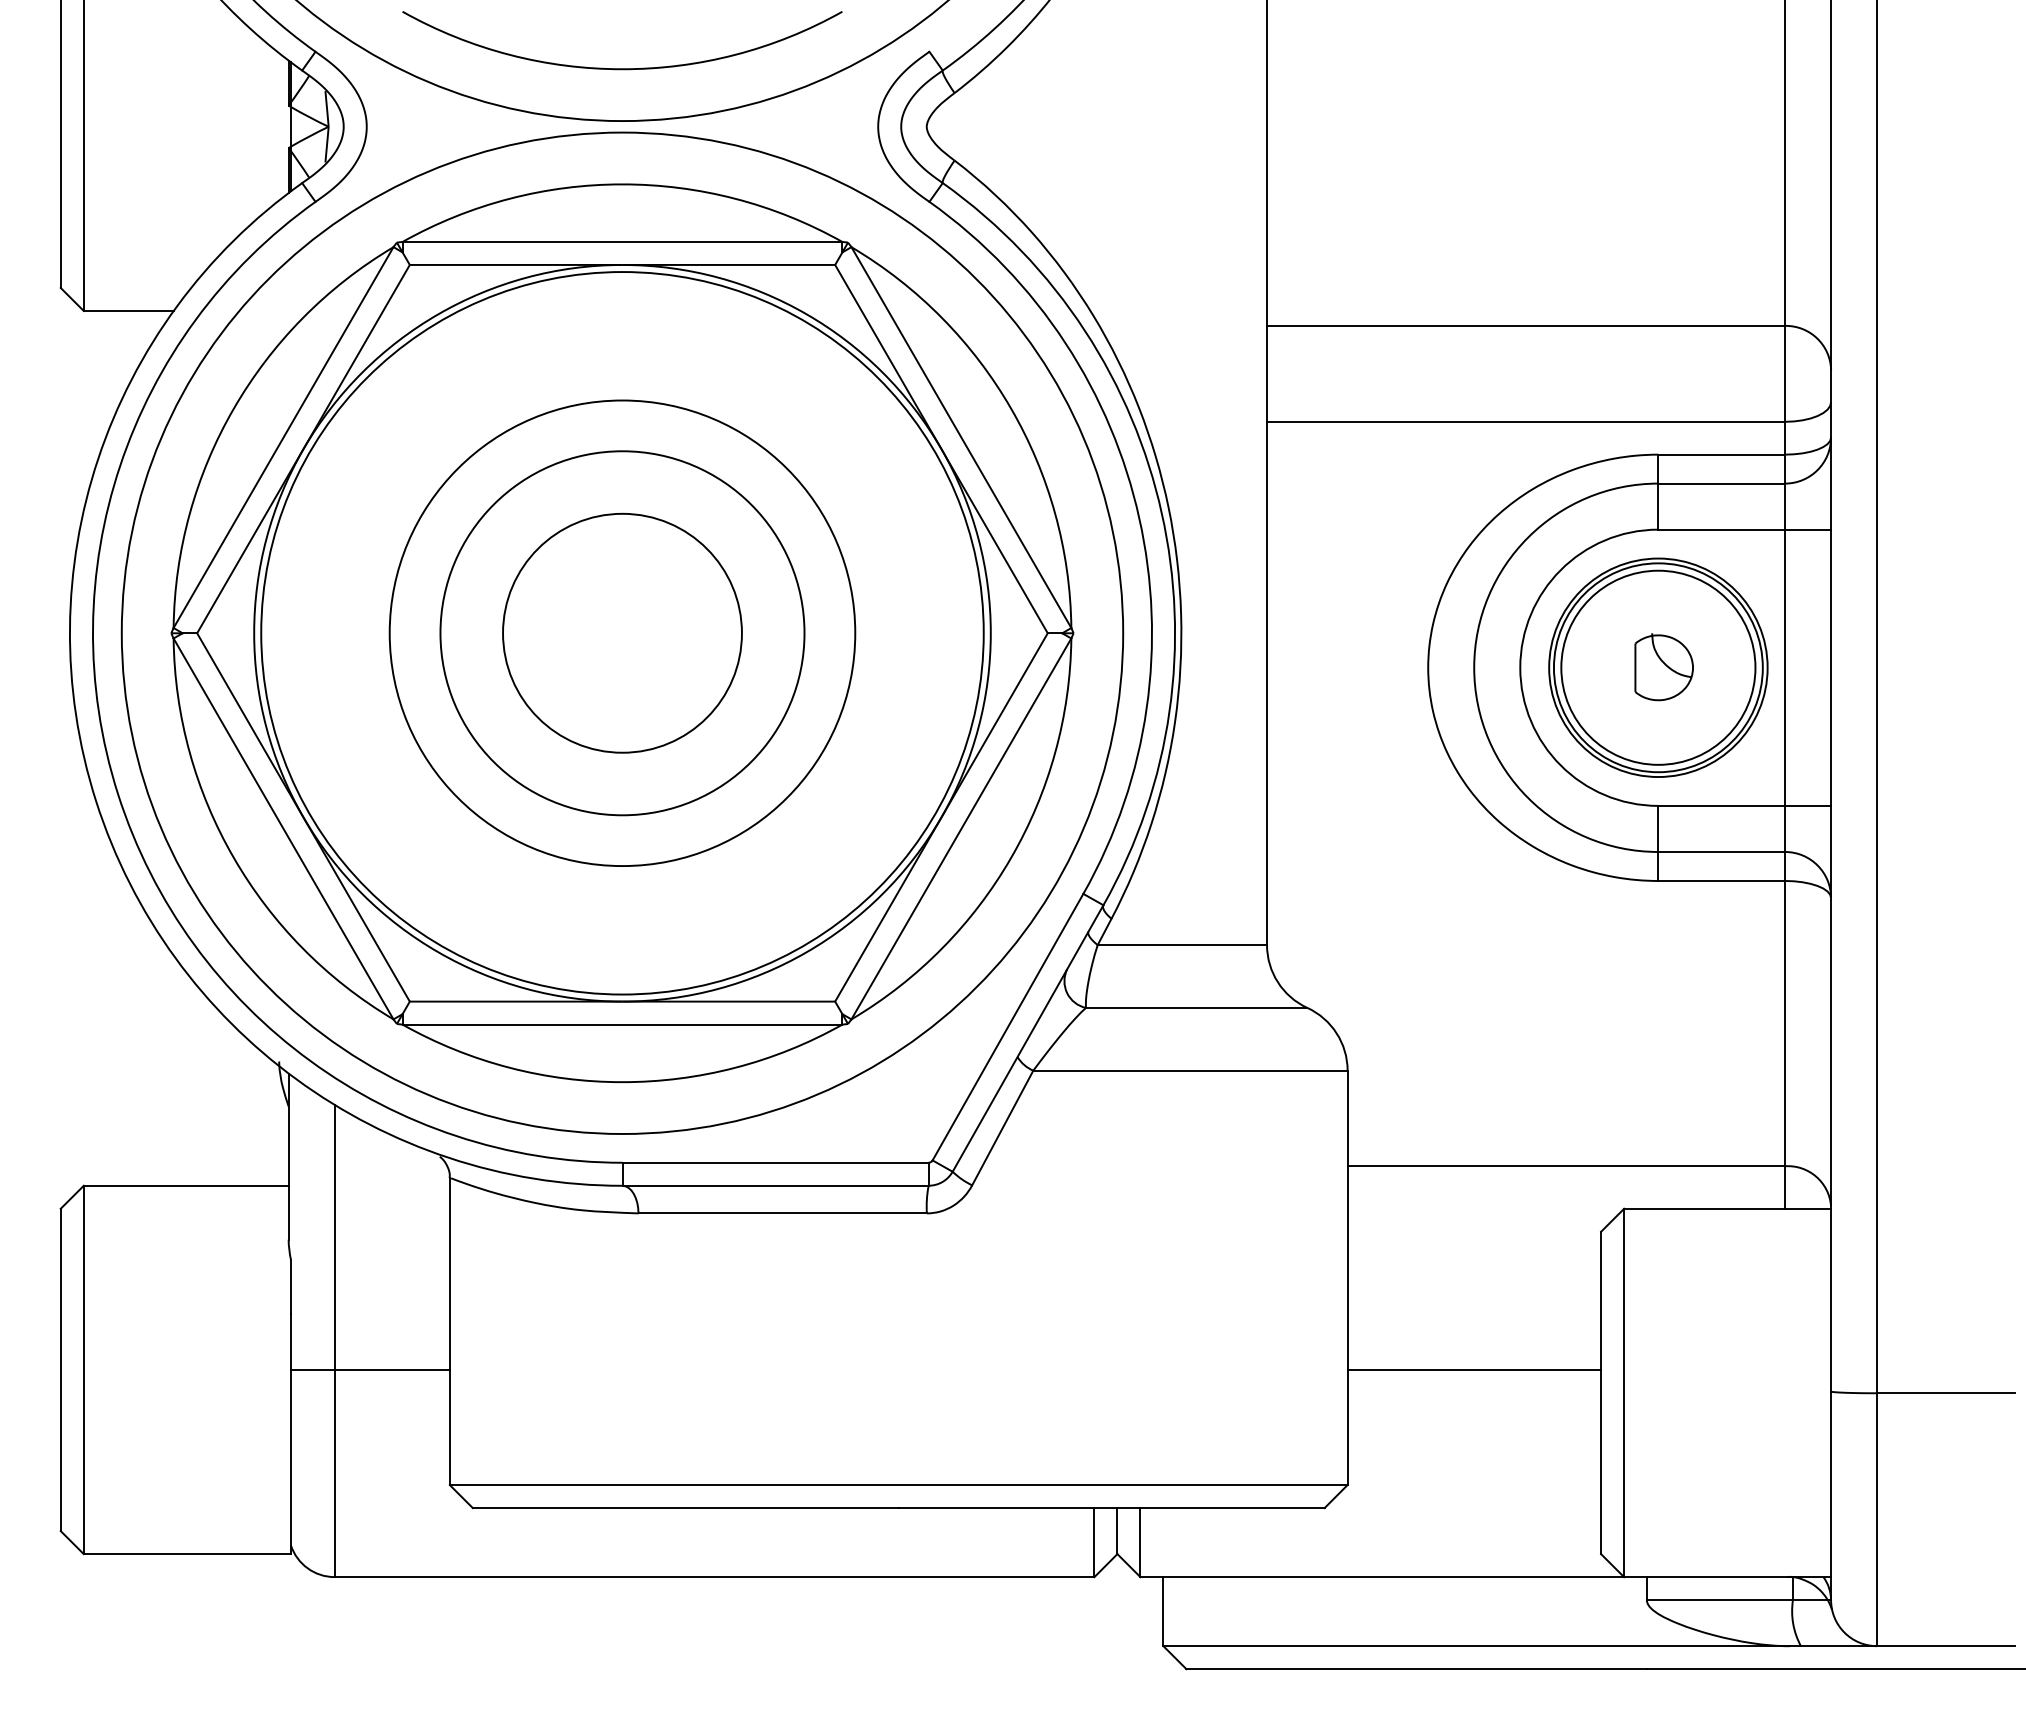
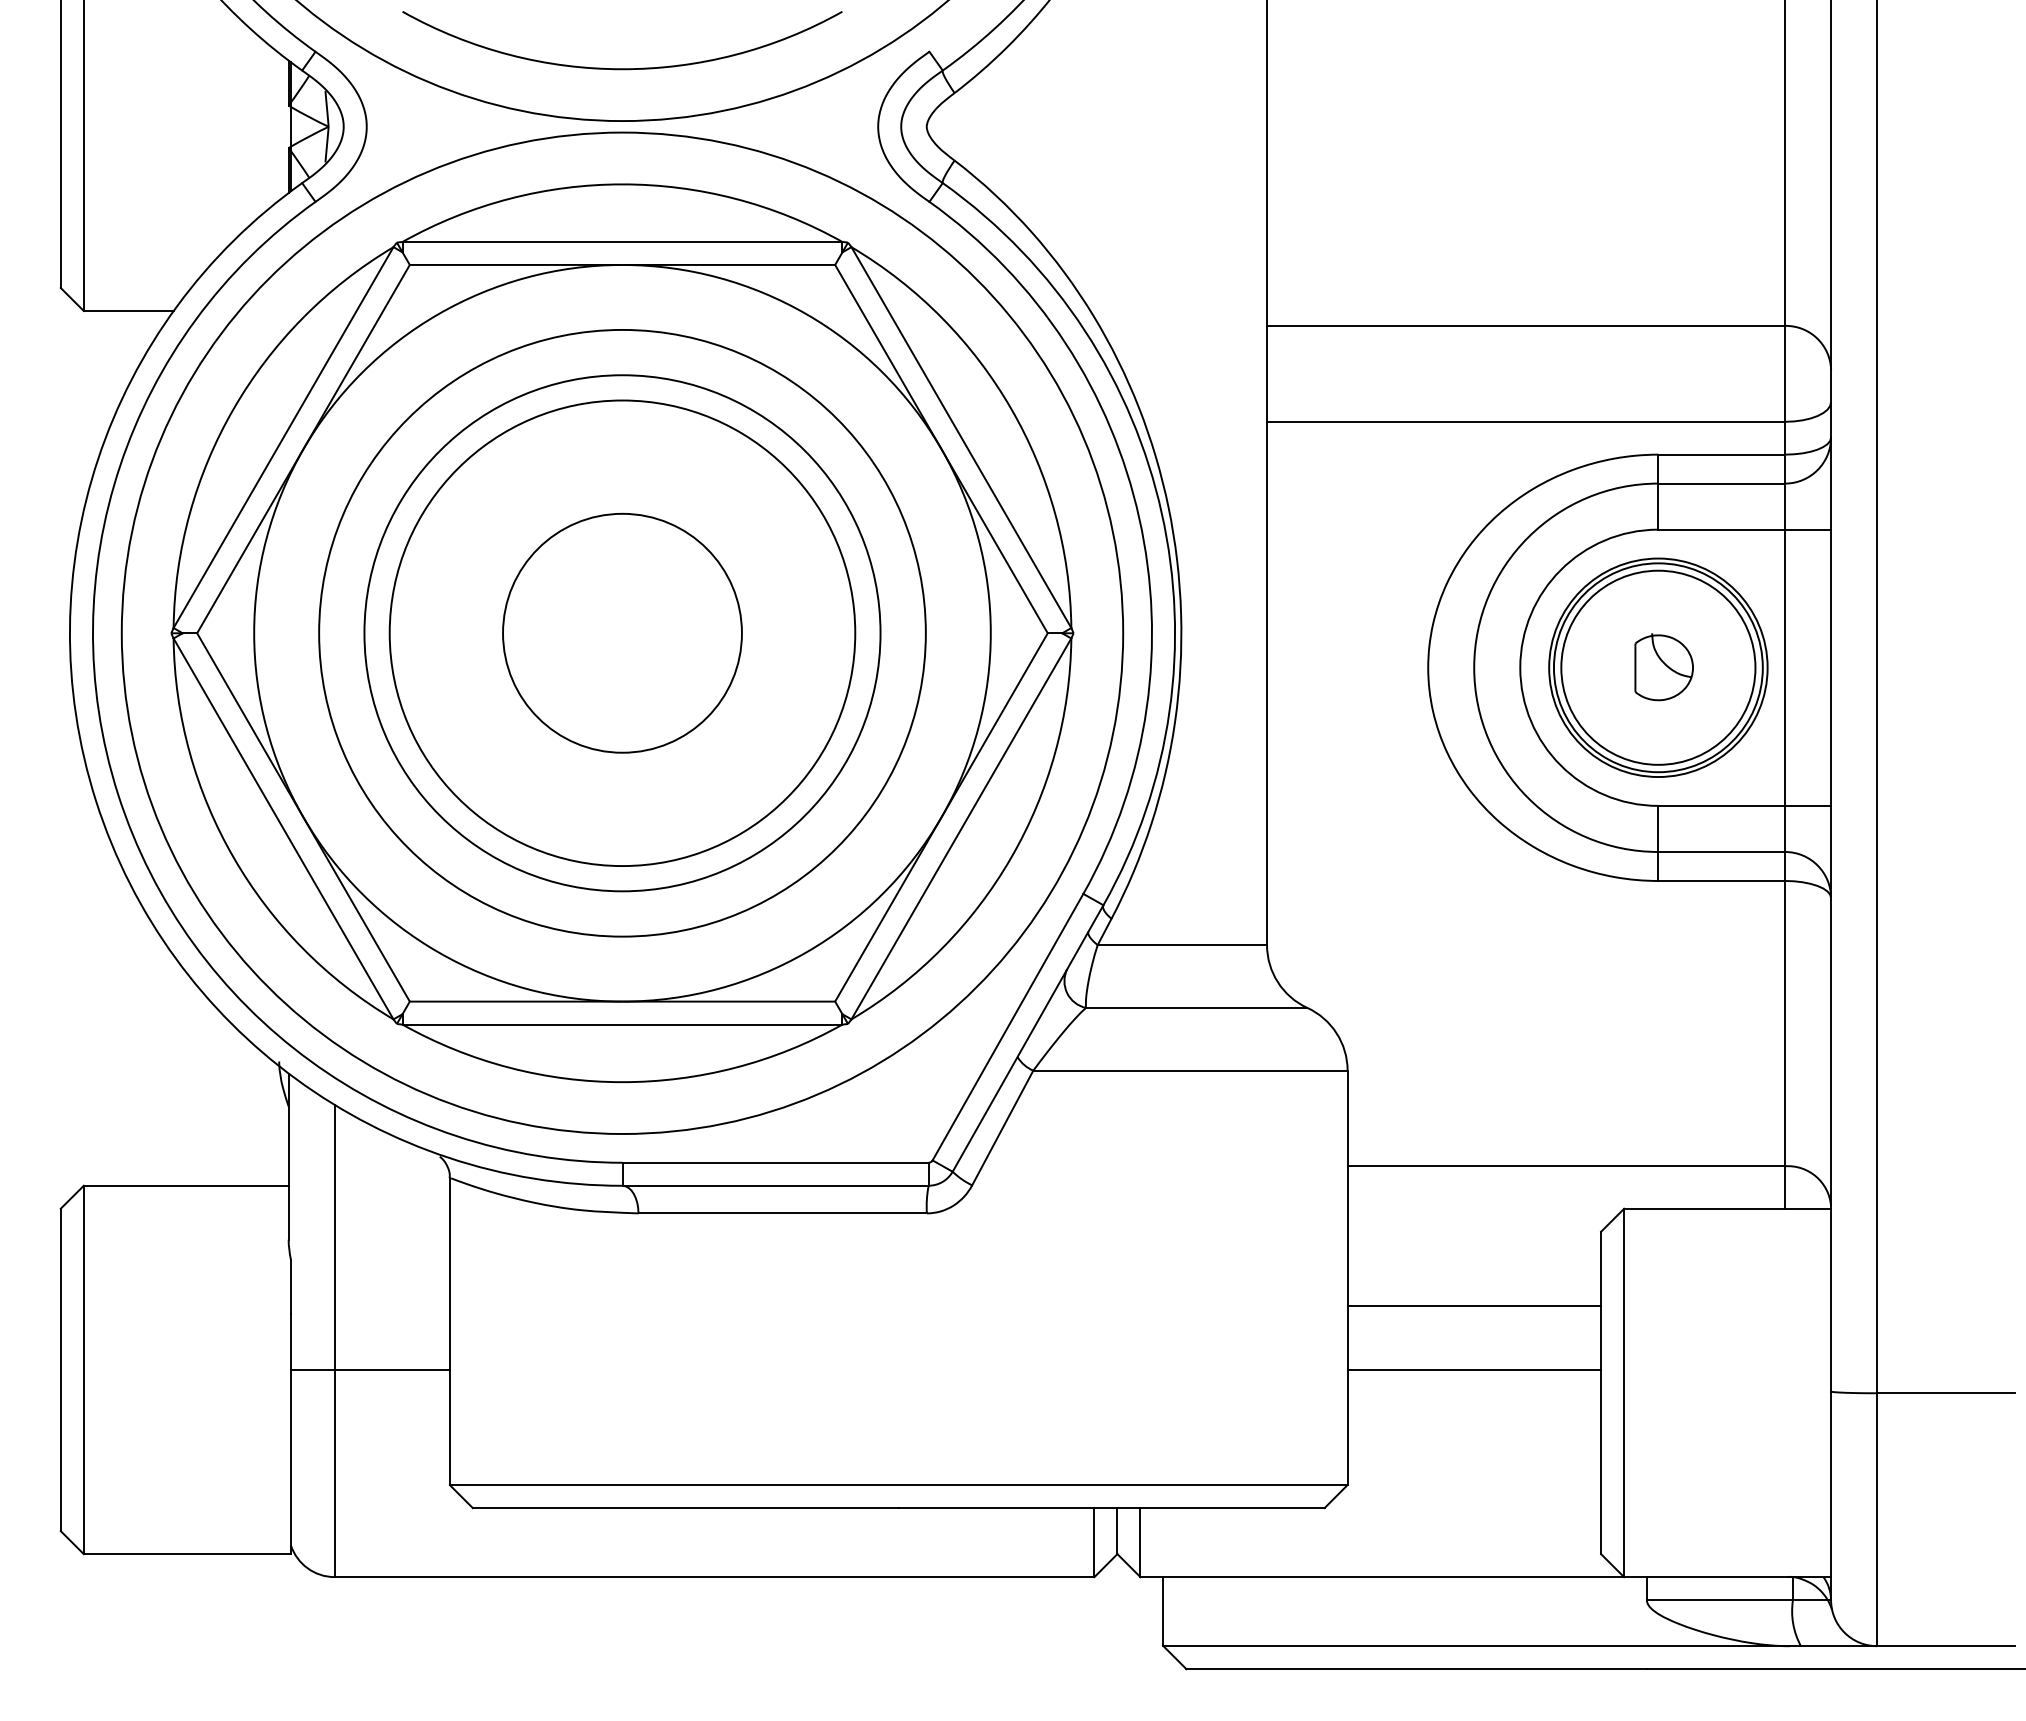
circle diameter: 364 px -> 607 px (622, 632)
circle diameter: 723 px -> 516 px (622, 633)
line: none -> present (1474, 1305)
